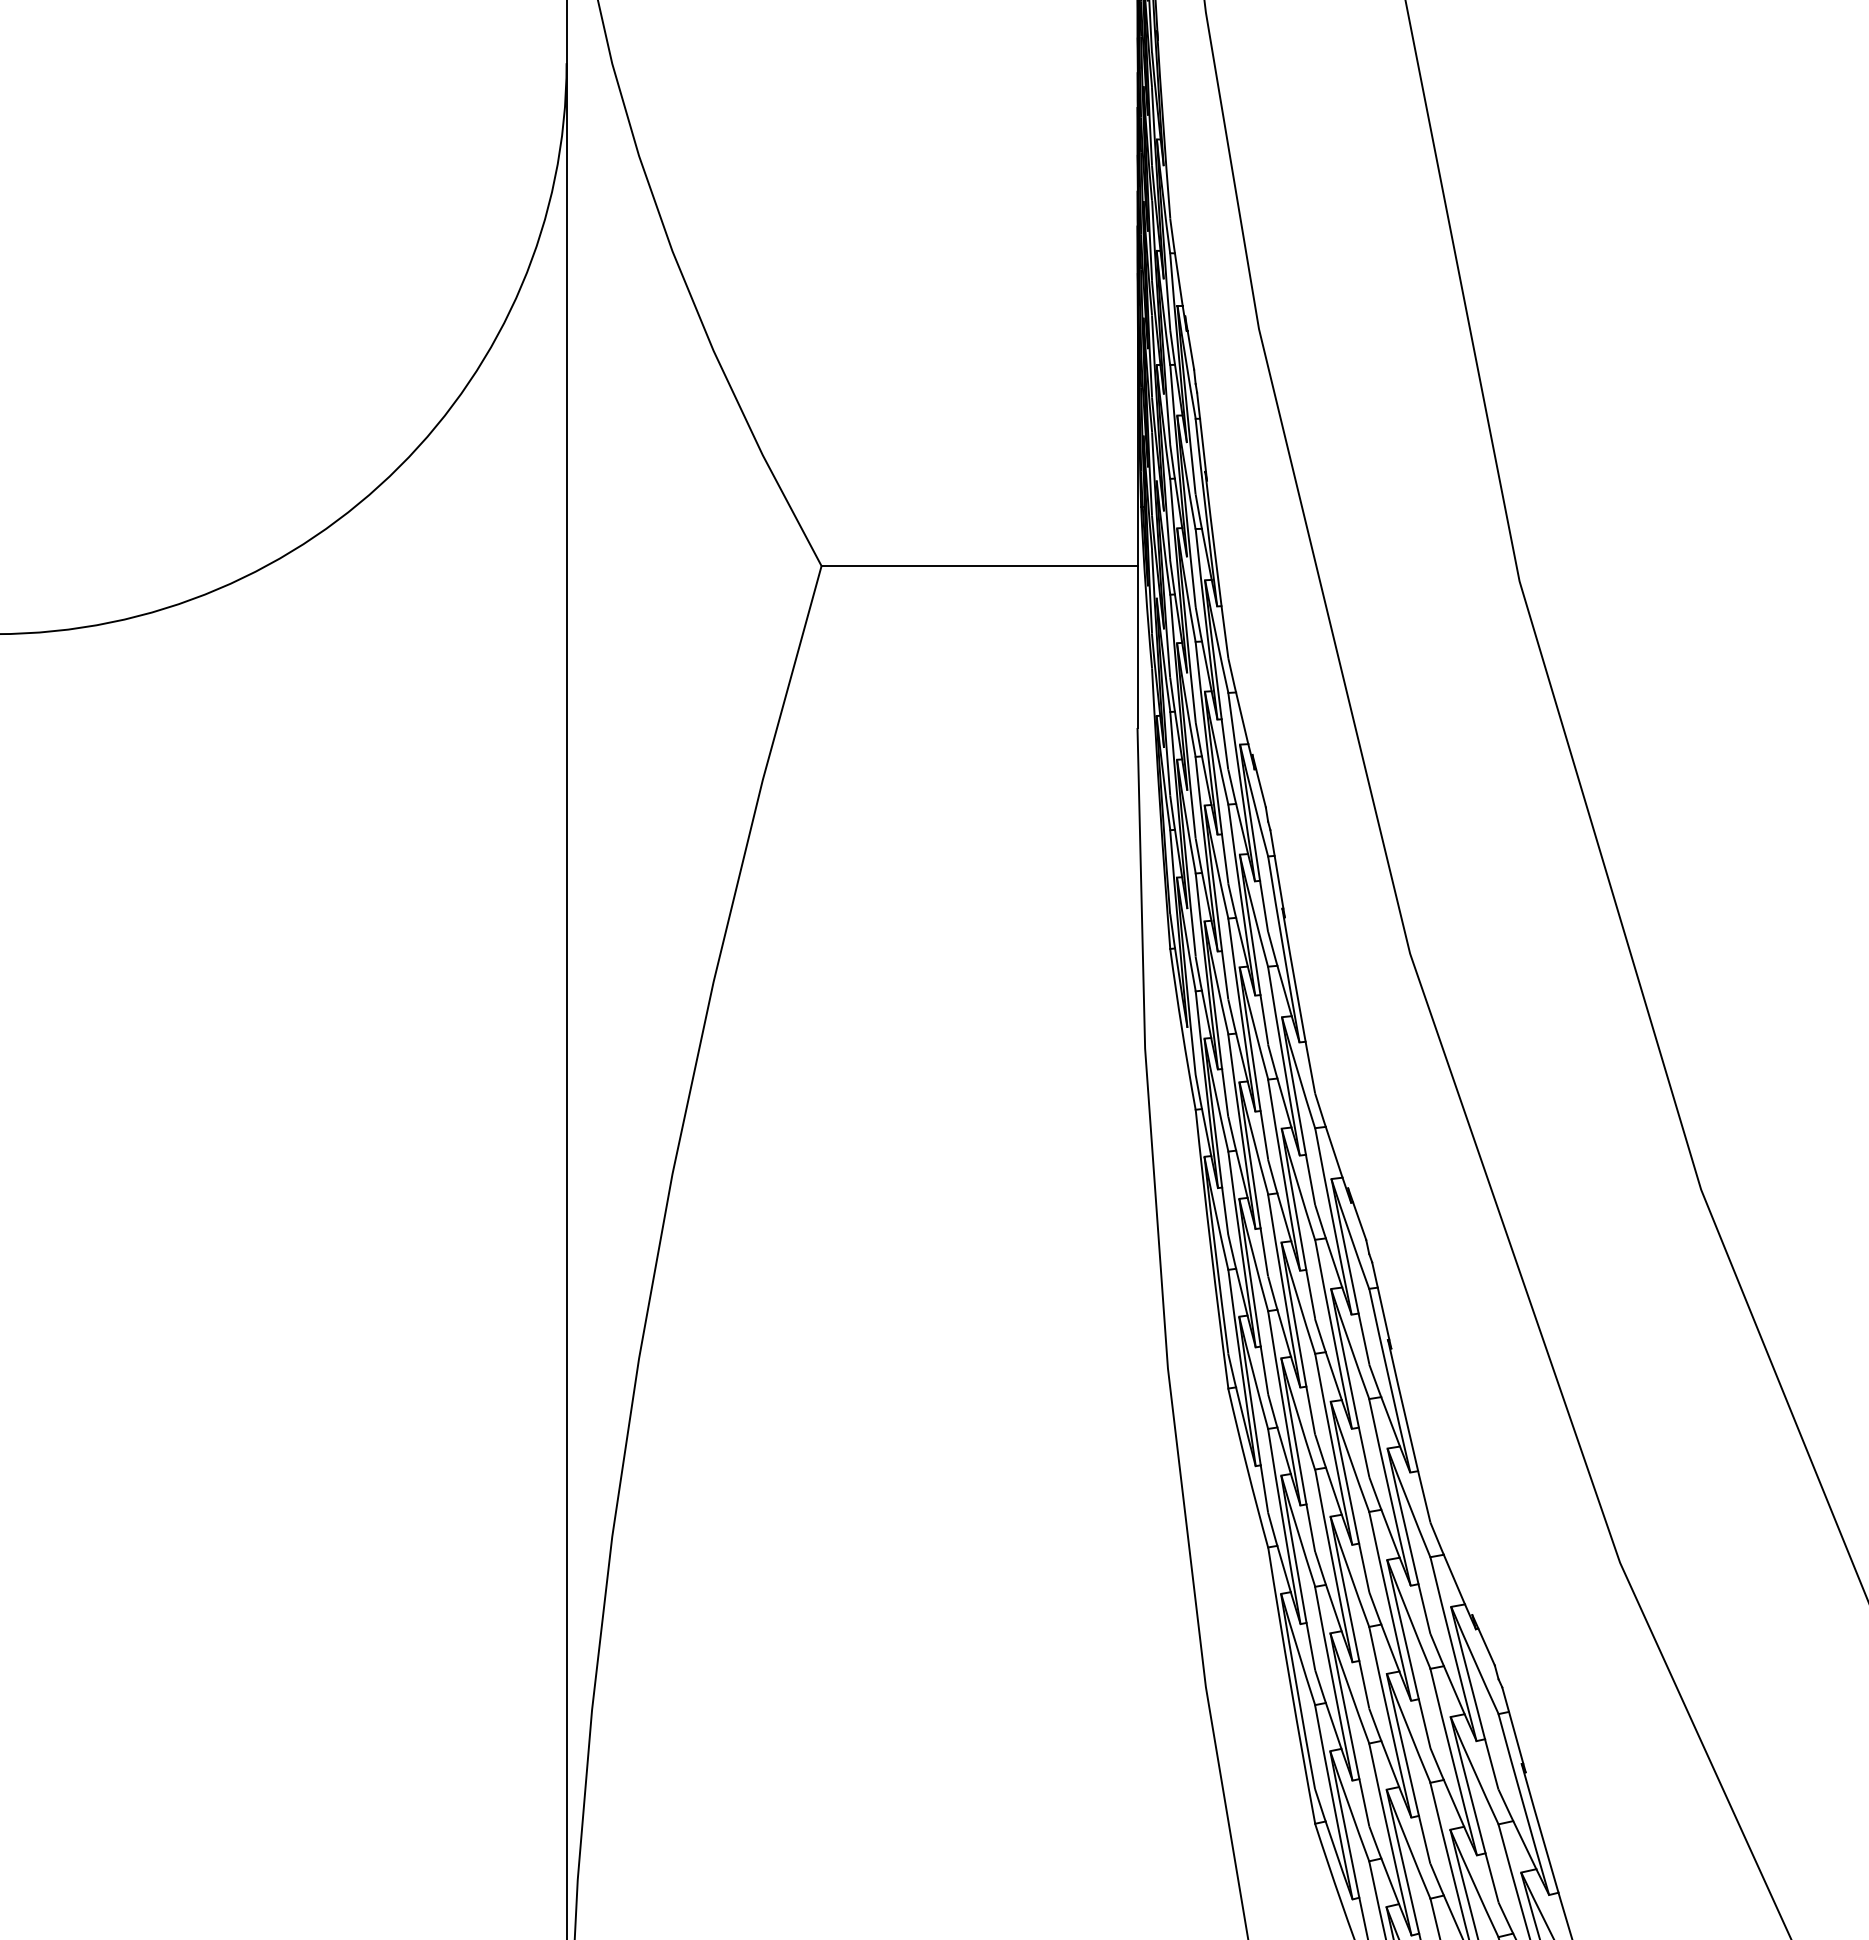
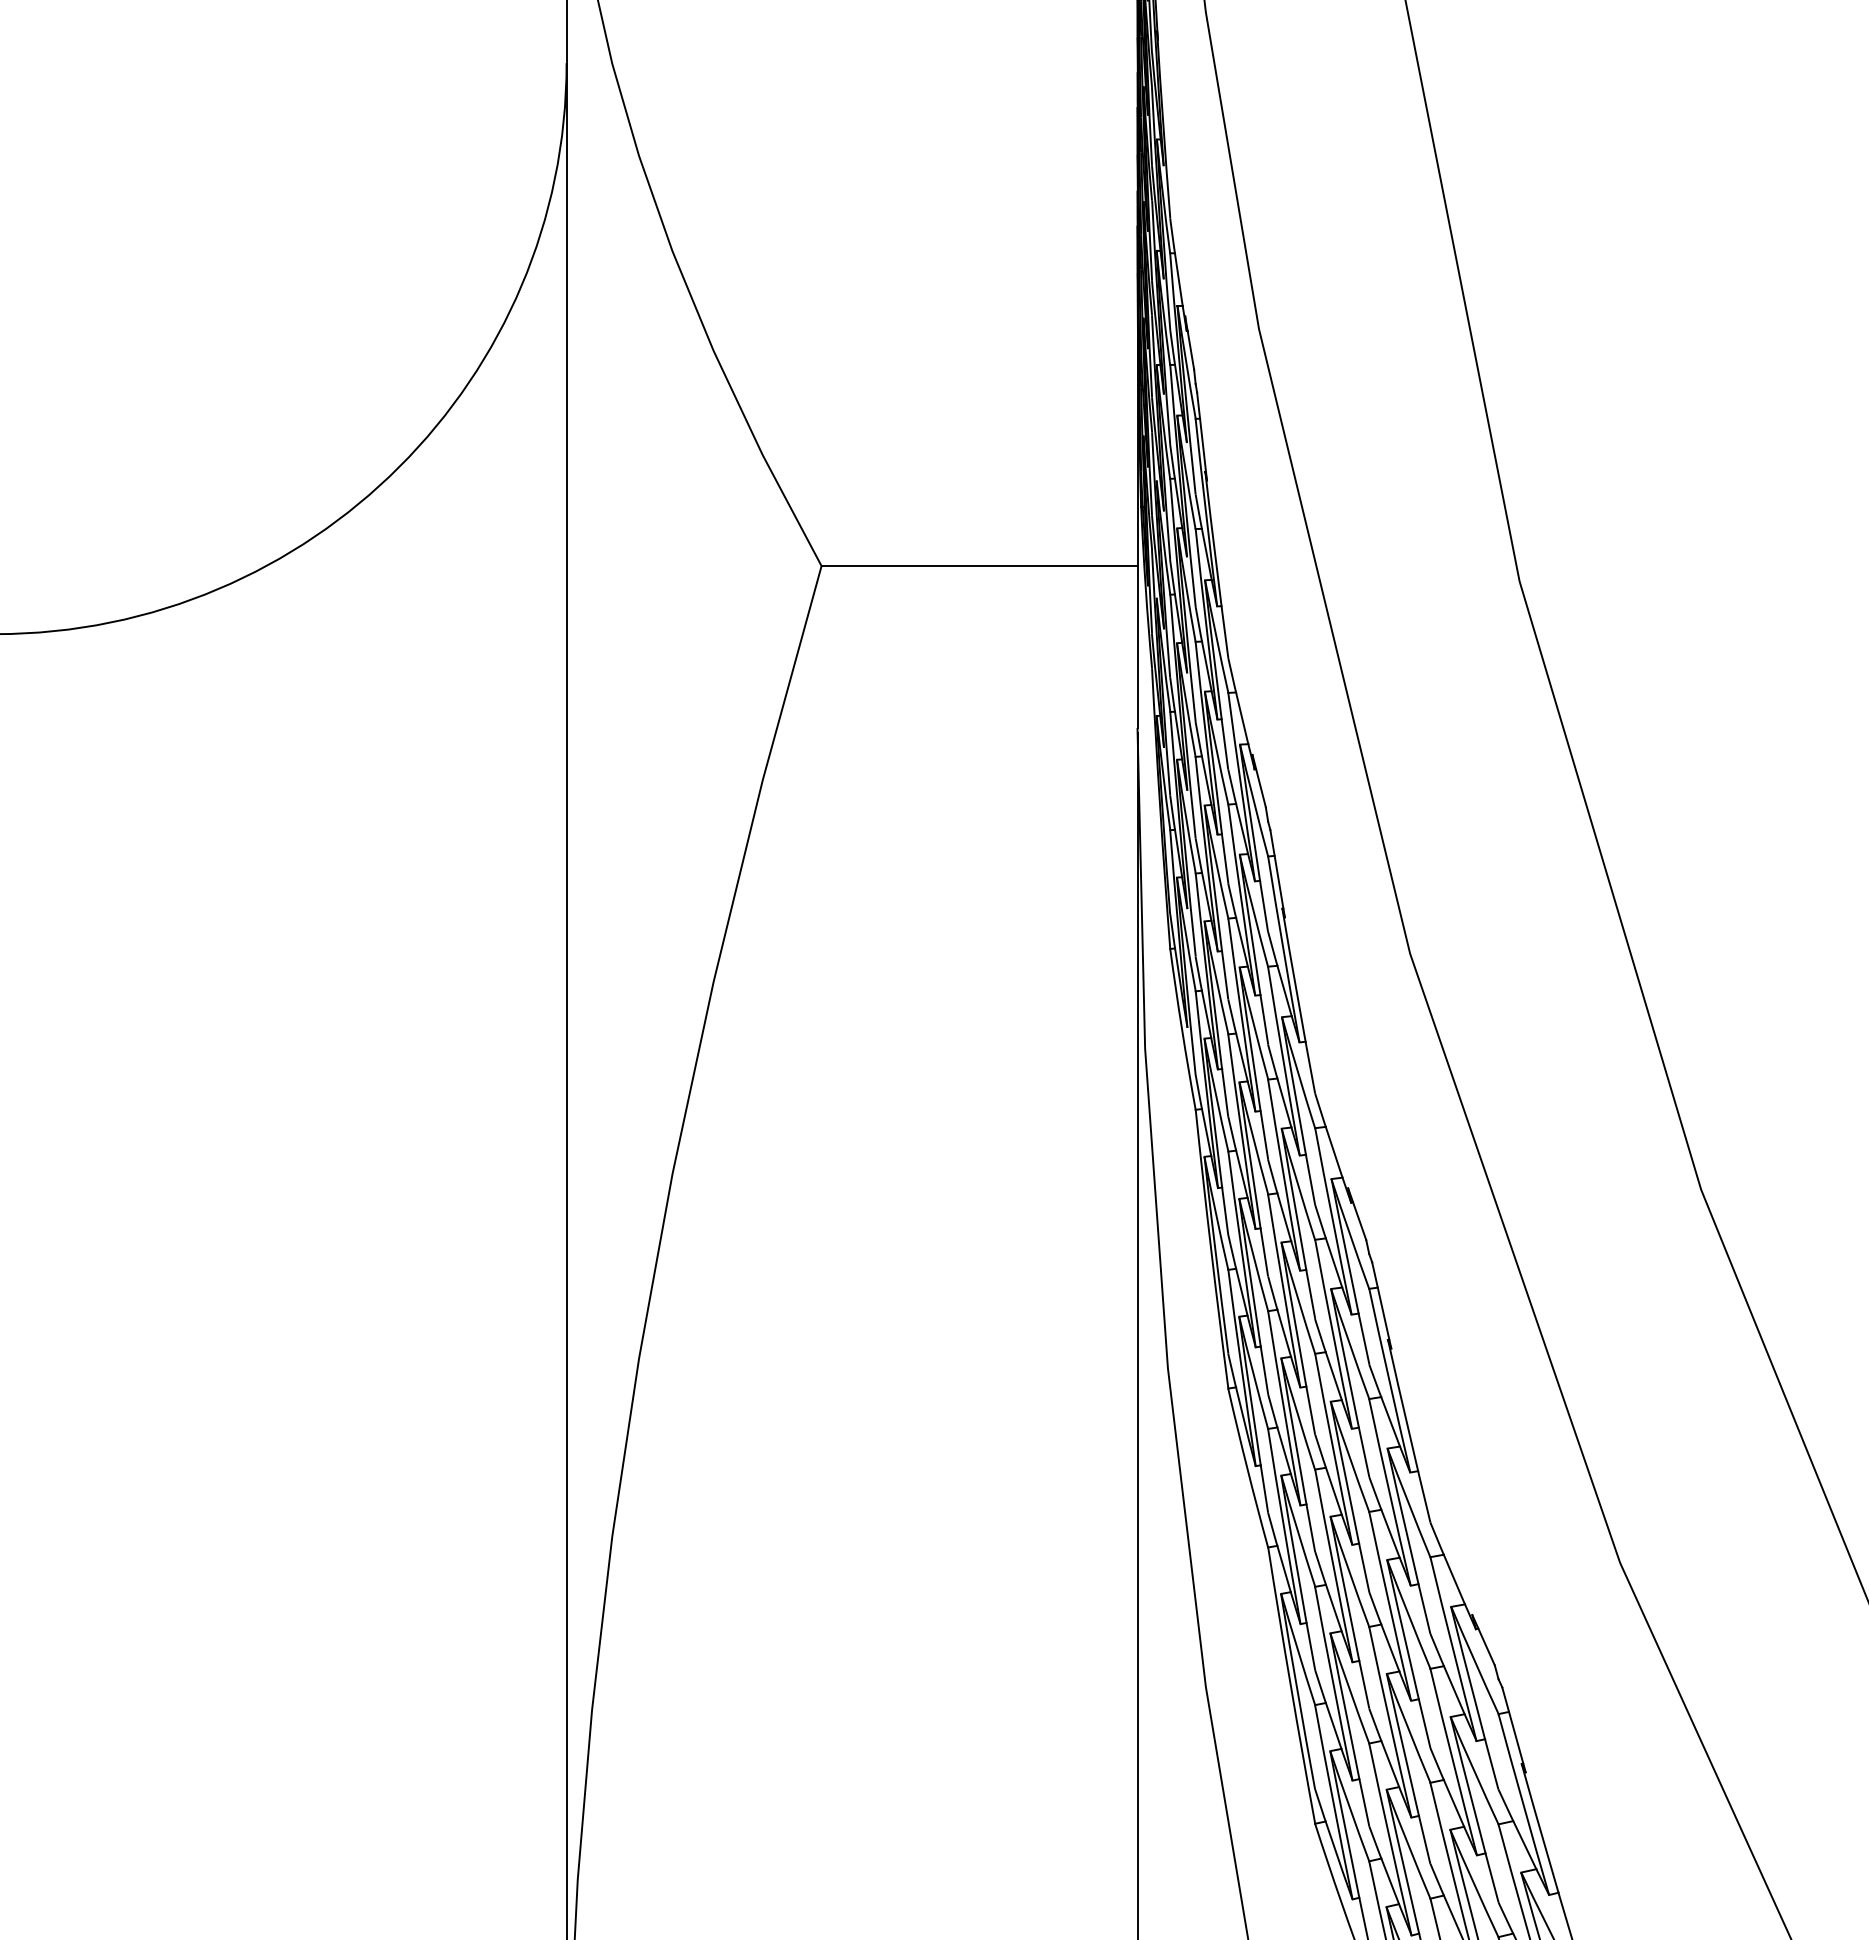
line: none -> present (1137, 1334)
